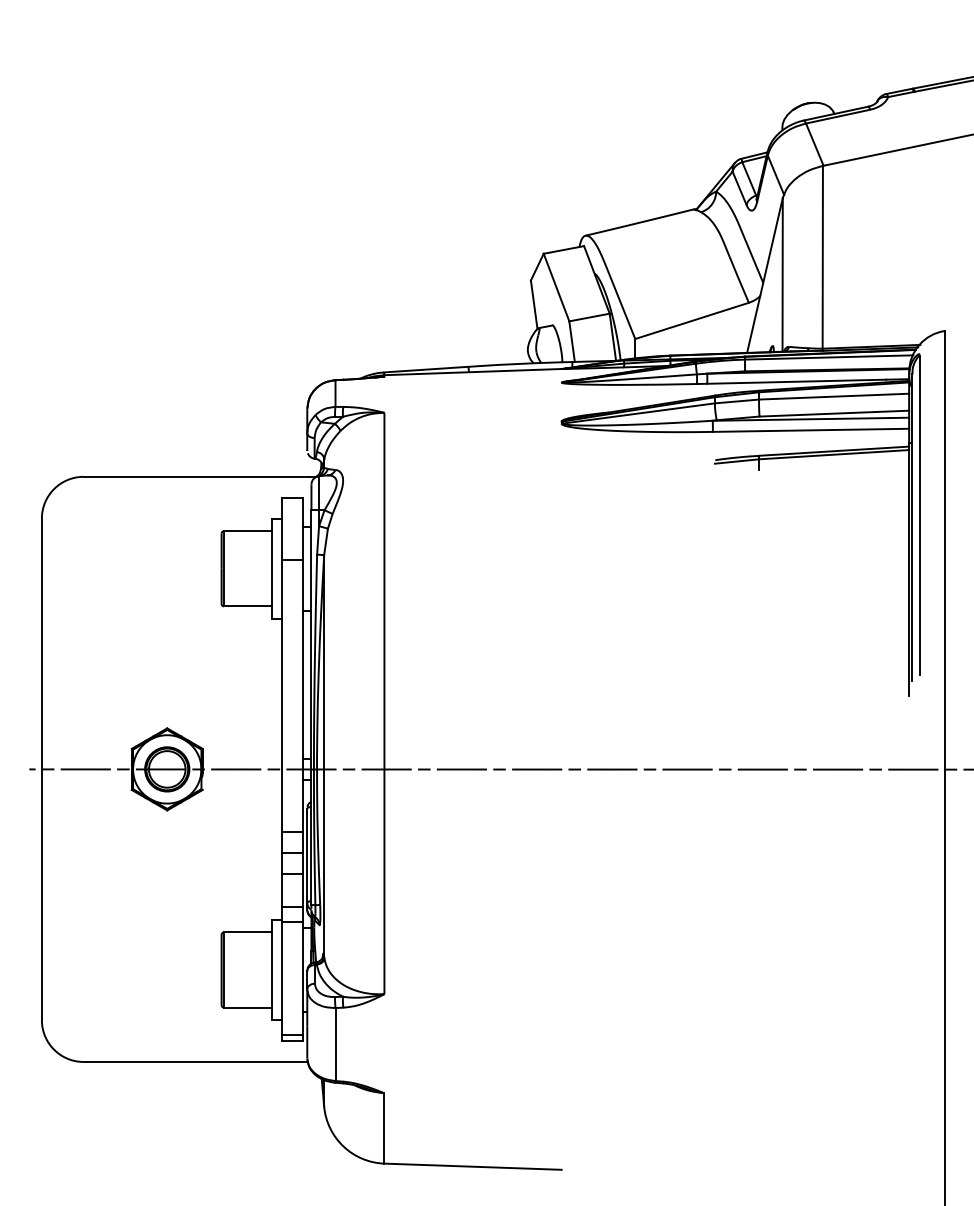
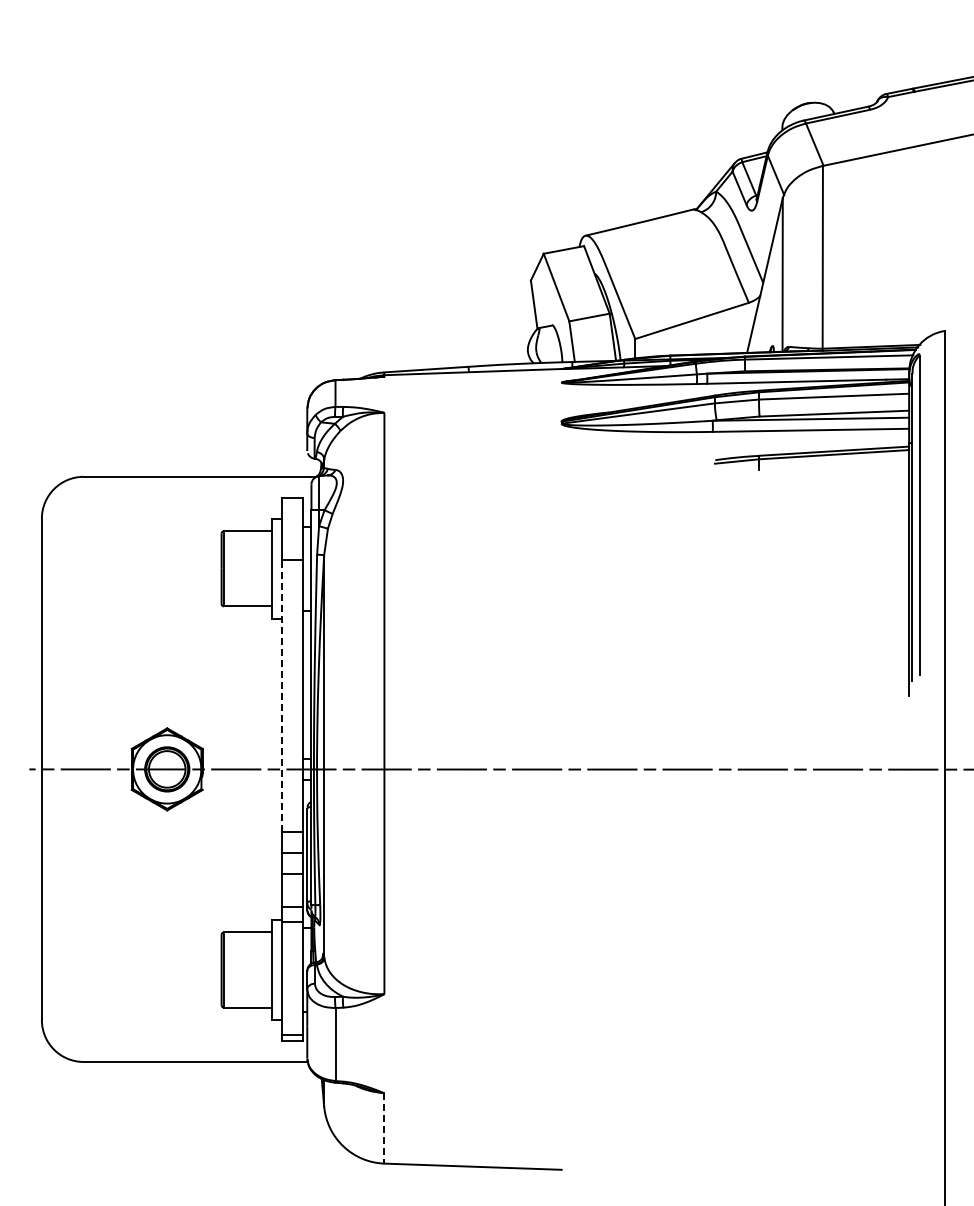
line: solid -> dashed (282, 696)
line: solid -> dashed (384, 1128)
